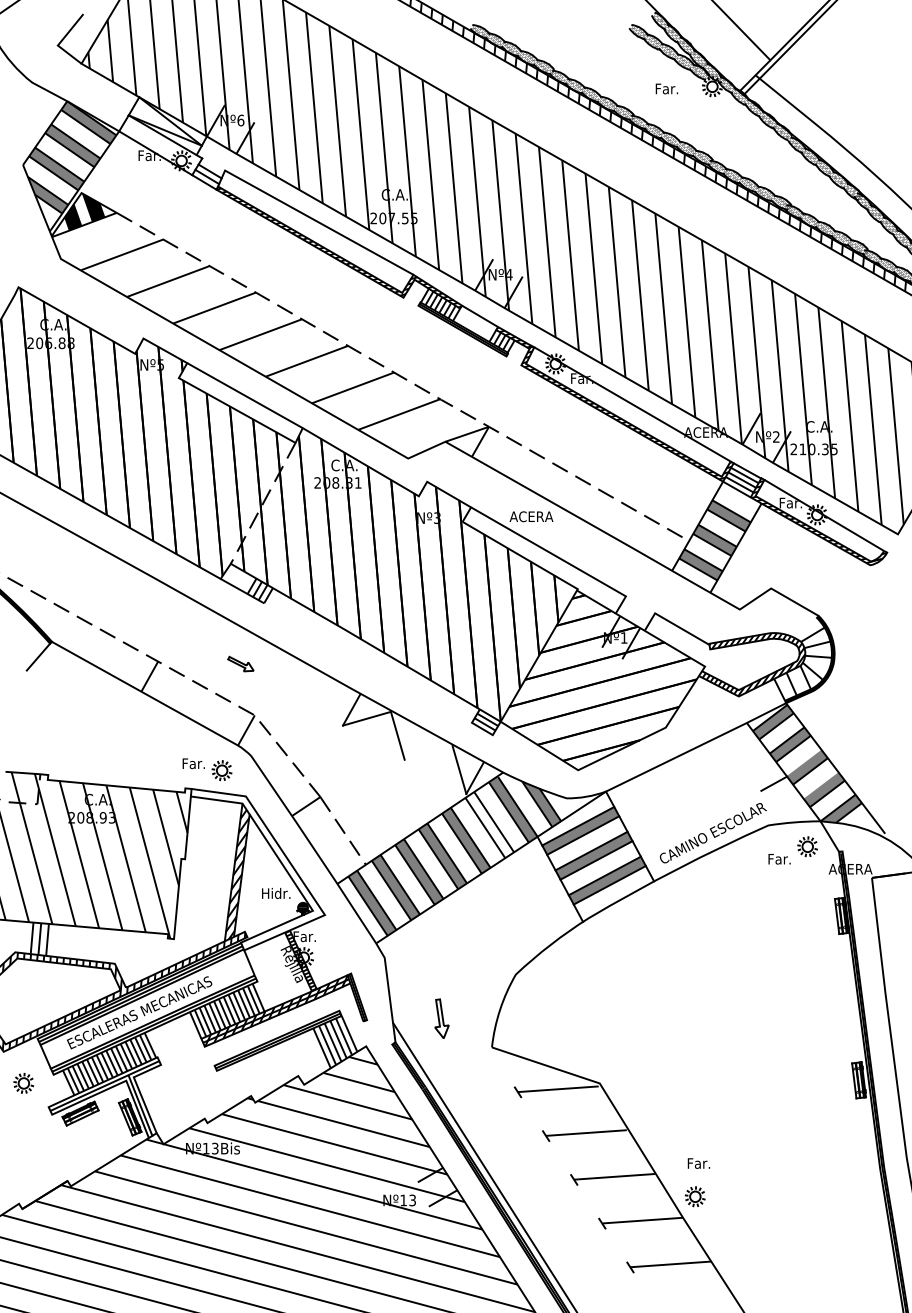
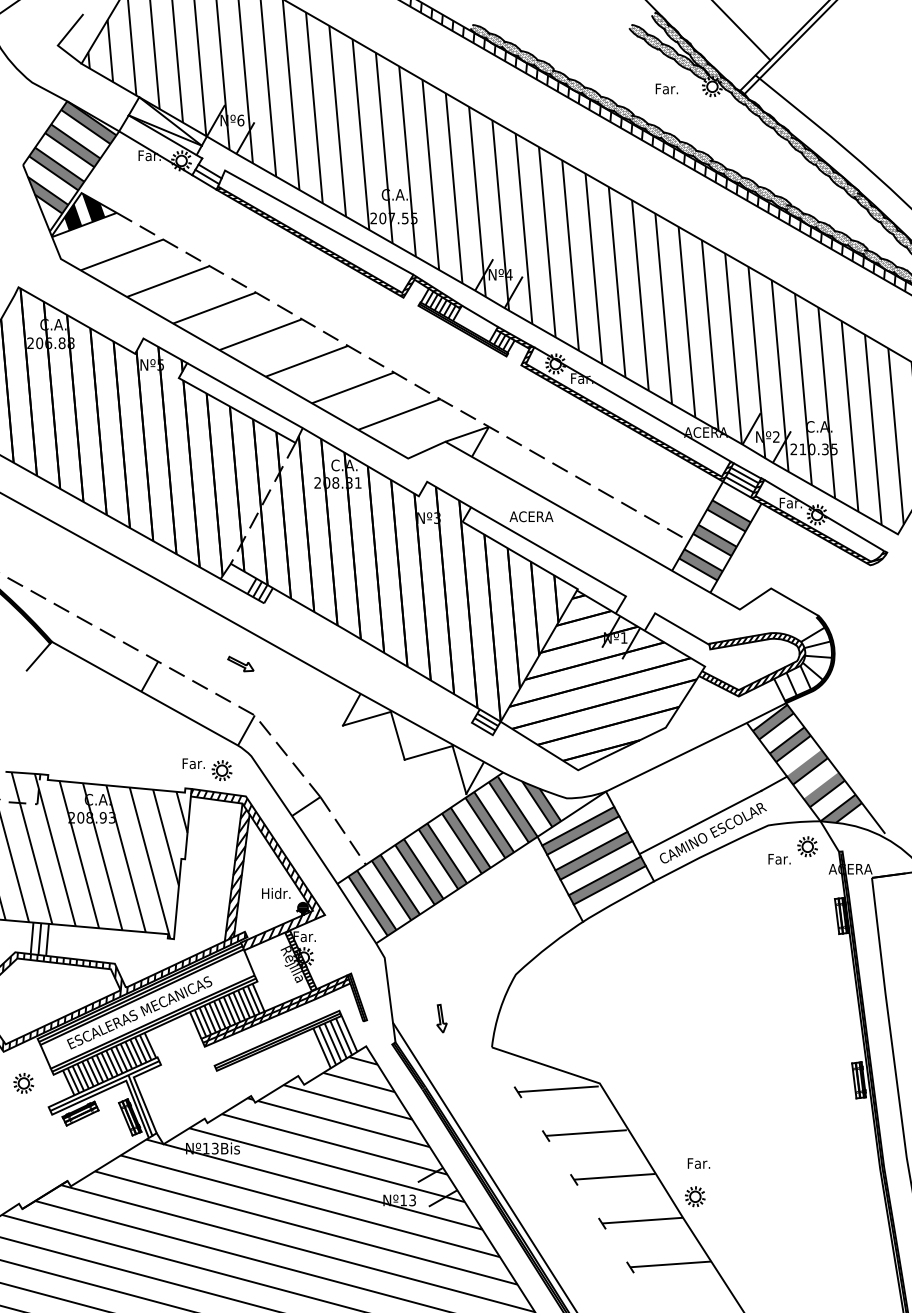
line: none -> present (428, 752)
line: none -> present (700, 822)
fill: none -> present (489, 824)
hatch: none -> present (257, 868)
part size: 16x41 px -> 12x31 px (441, 1018)
